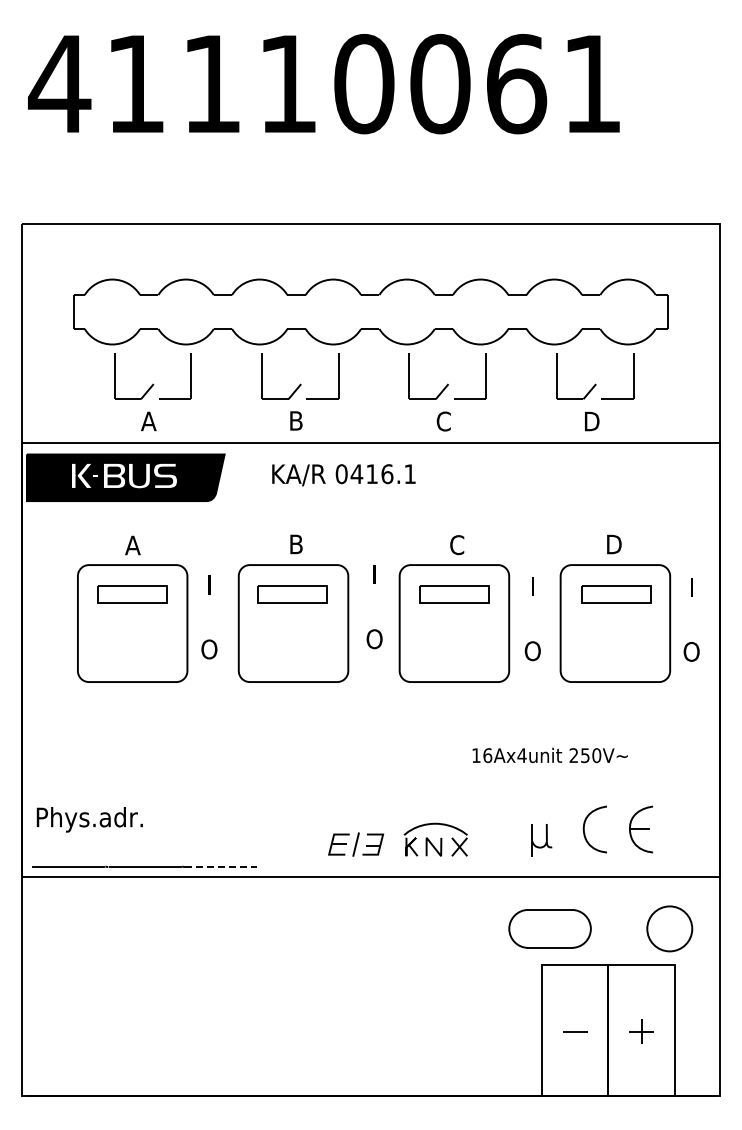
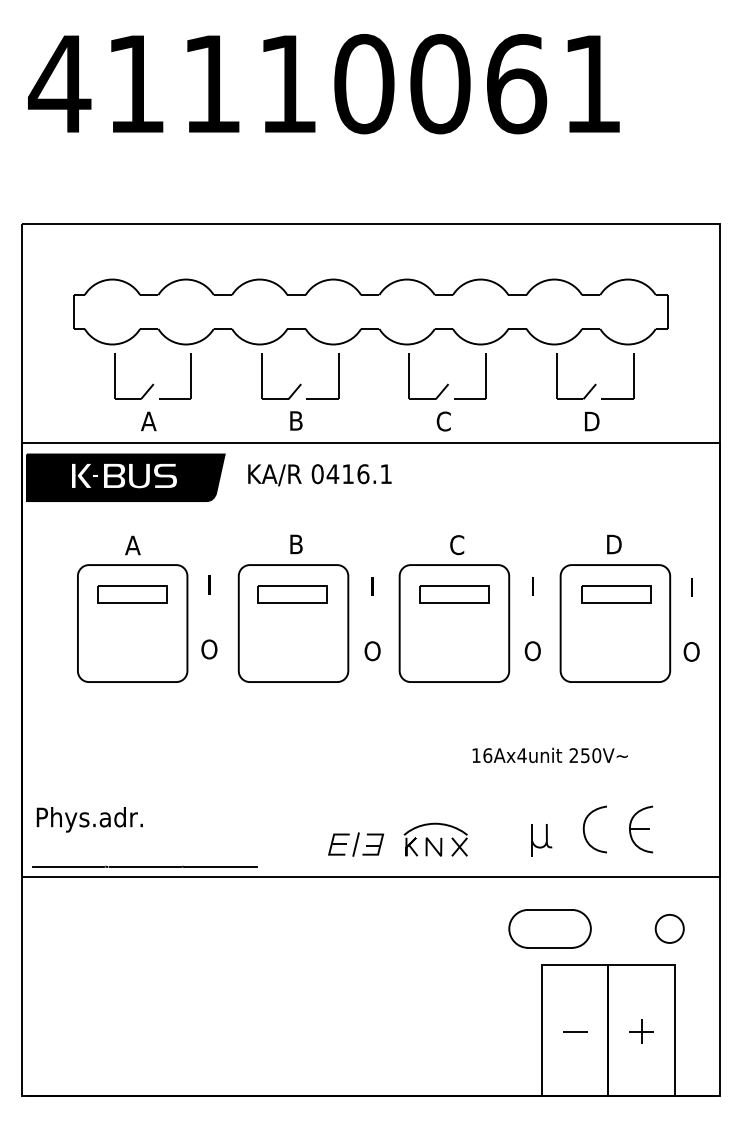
text position: (343, 475) -> (319, 475) (319, 475)
text position: (374, 607) -> (372, 619) (372, 619)
line: dashed -> solid (221, 866)
circle diameter: 45 px -> 28 px (669, 928)
